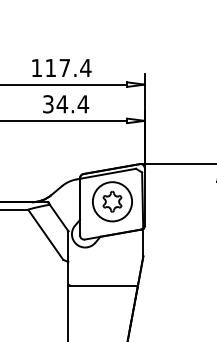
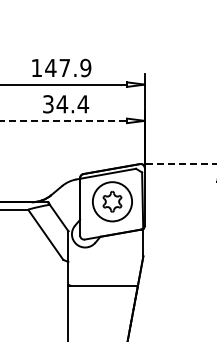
text: 117.4 -> 147.9 (68, 67)
line: solid -> dashed (64, 120)
line: solid -> dashed (178, 164)
